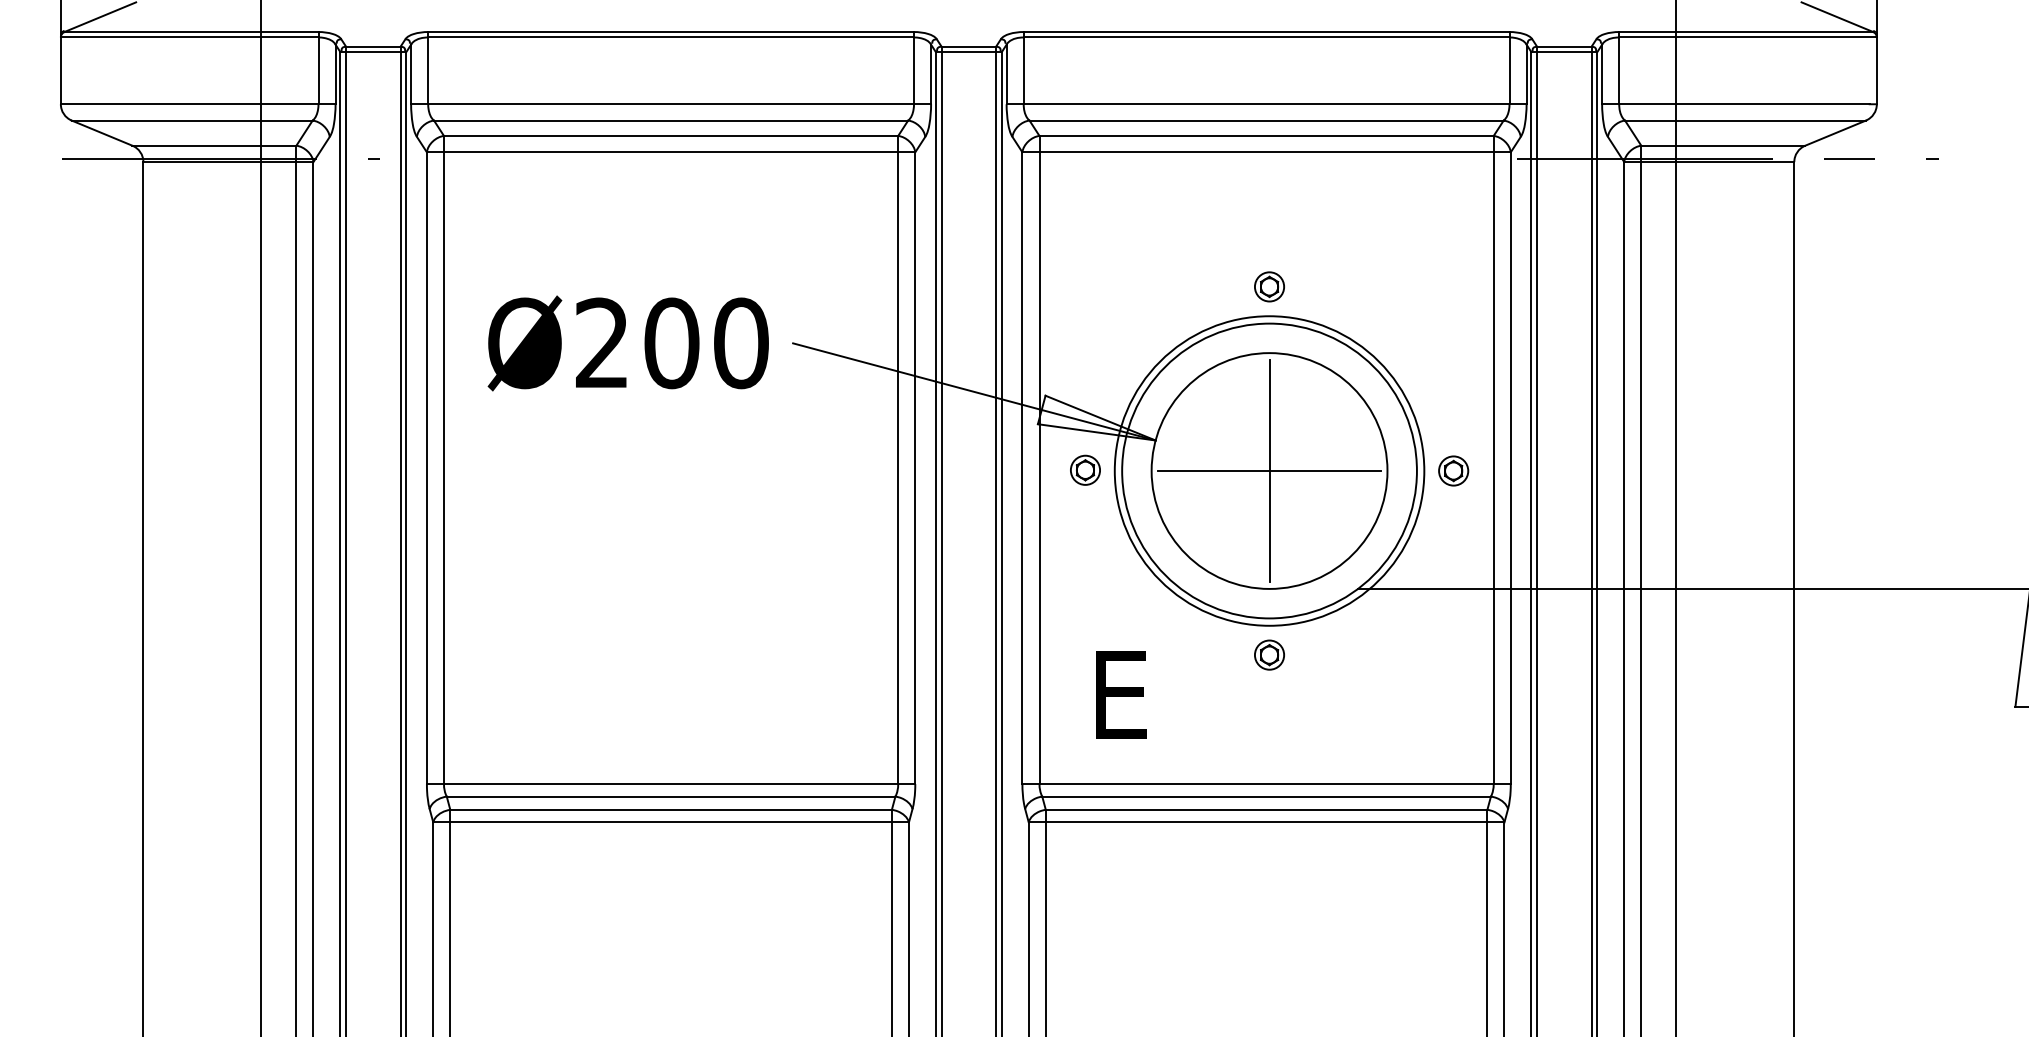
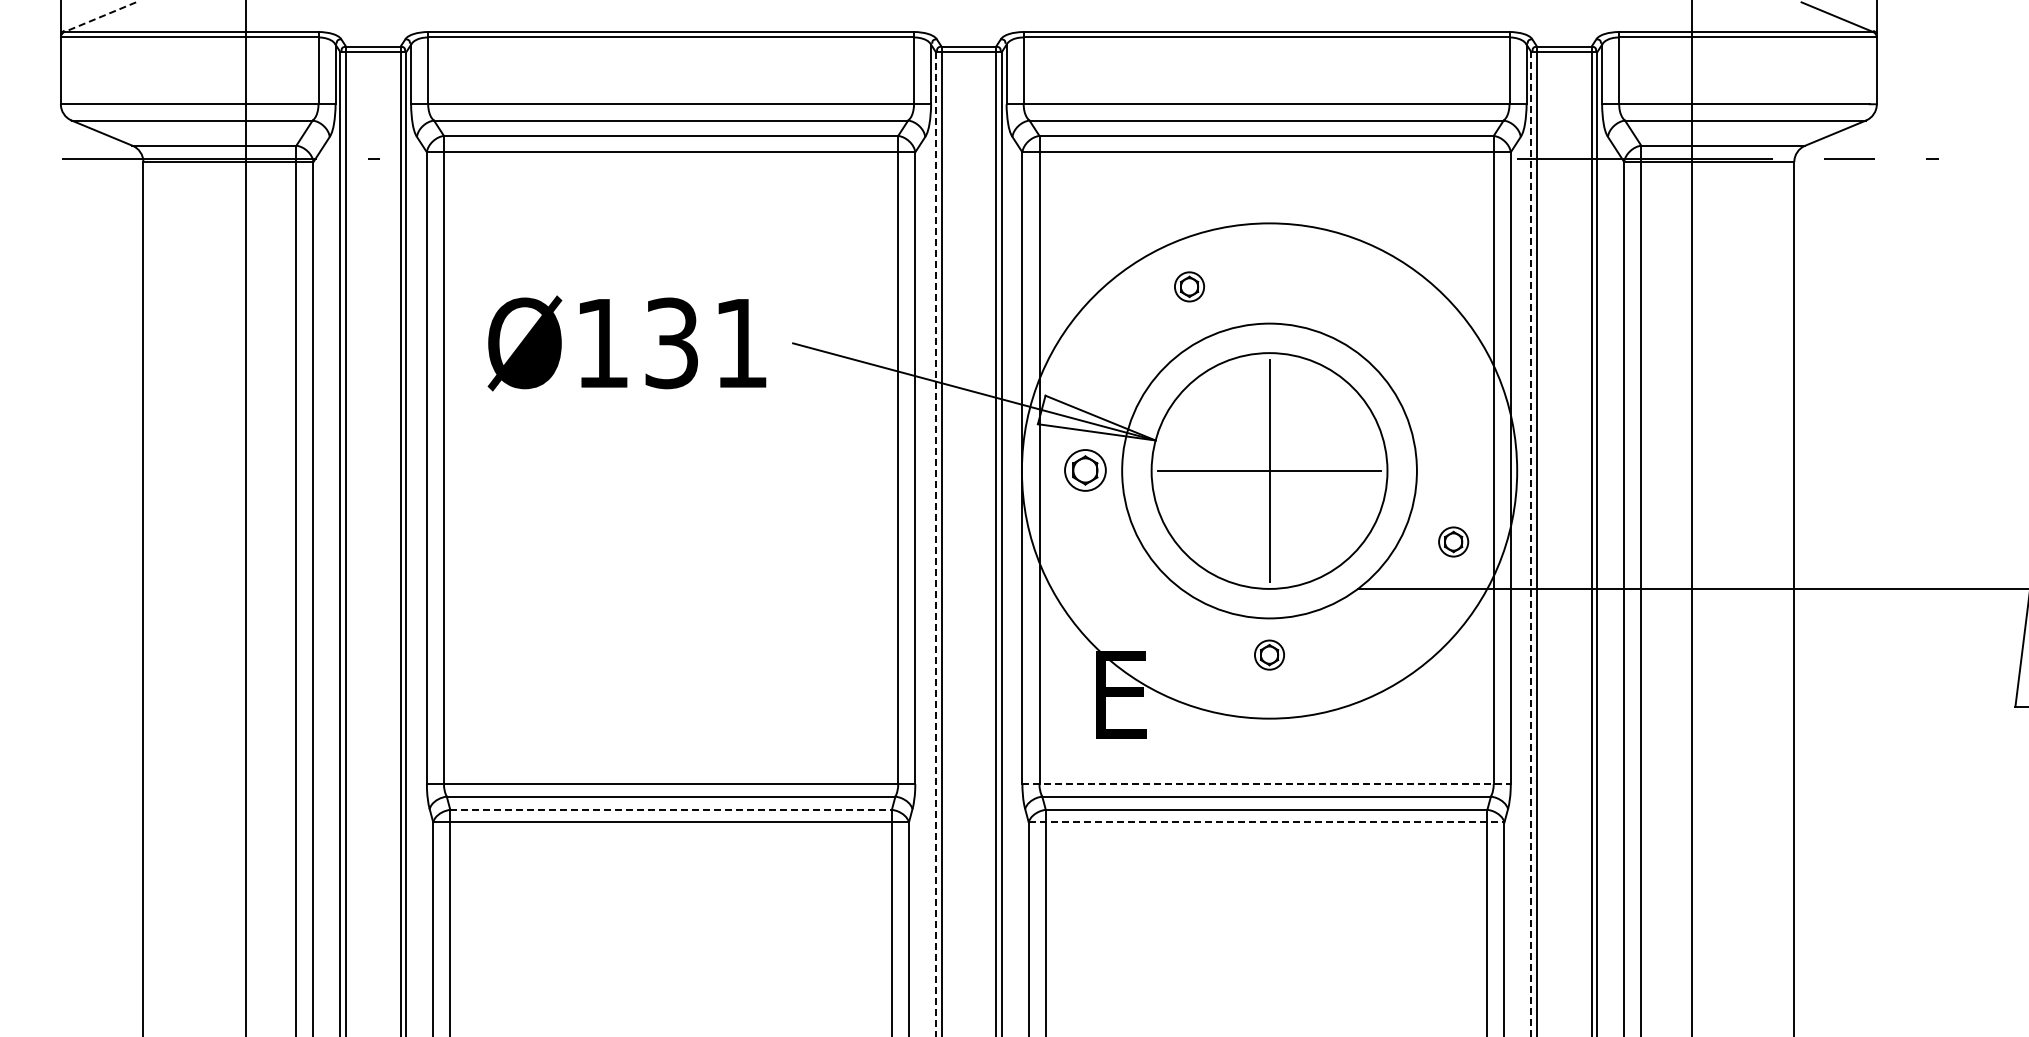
line: solid -> dashed (100, 17)
part position: (1269, 286) -> (1189, 286) (1189, 286)
text: Ø200 -> Ø131 (672, 343)
part size: 31x32 px -> 43x43 px (1085, 470)
circle diameter: 310 px -> 495 px (1269, 470)
part position: (1453, 470) -> (1453, 541) (1453, 541)
line position: (261, 517) -> (246, 517) (246, 517)
line position: (1676, 517) -> (1692, 517) (1692, 517)
line: solid -> dashed (935, 544)
line: solid -> dashed (1531, 544)
line: solid -> dashed (1267, 784)
line: solid -> dashed (671, 809)
line: solid -> dashed (1266, 822)
